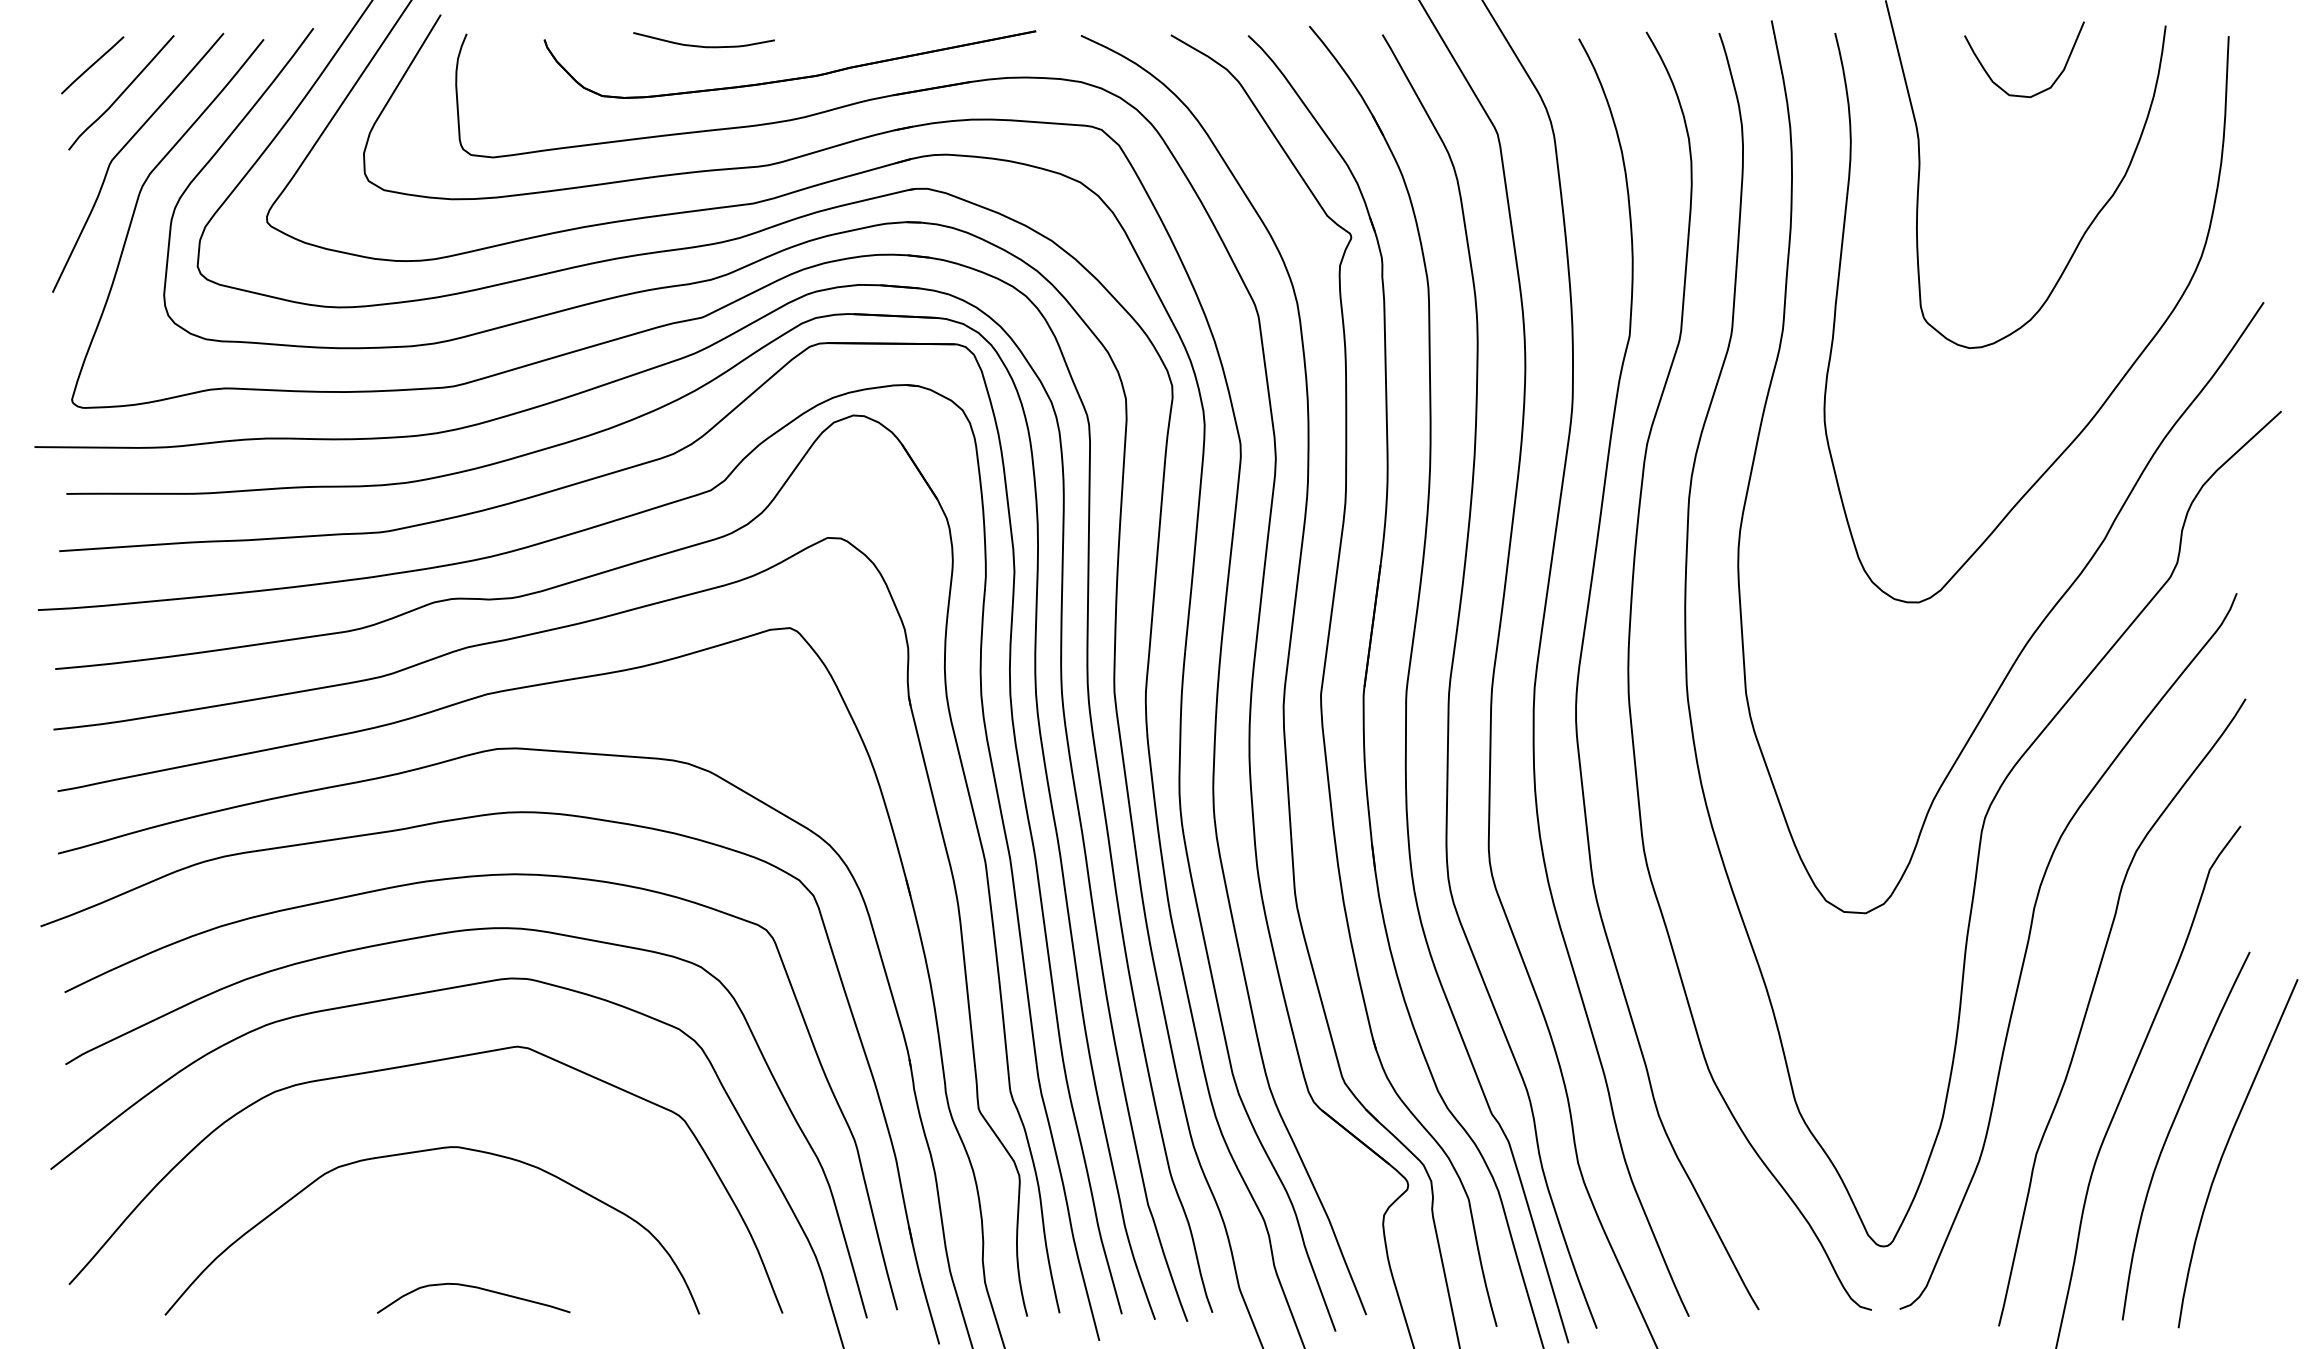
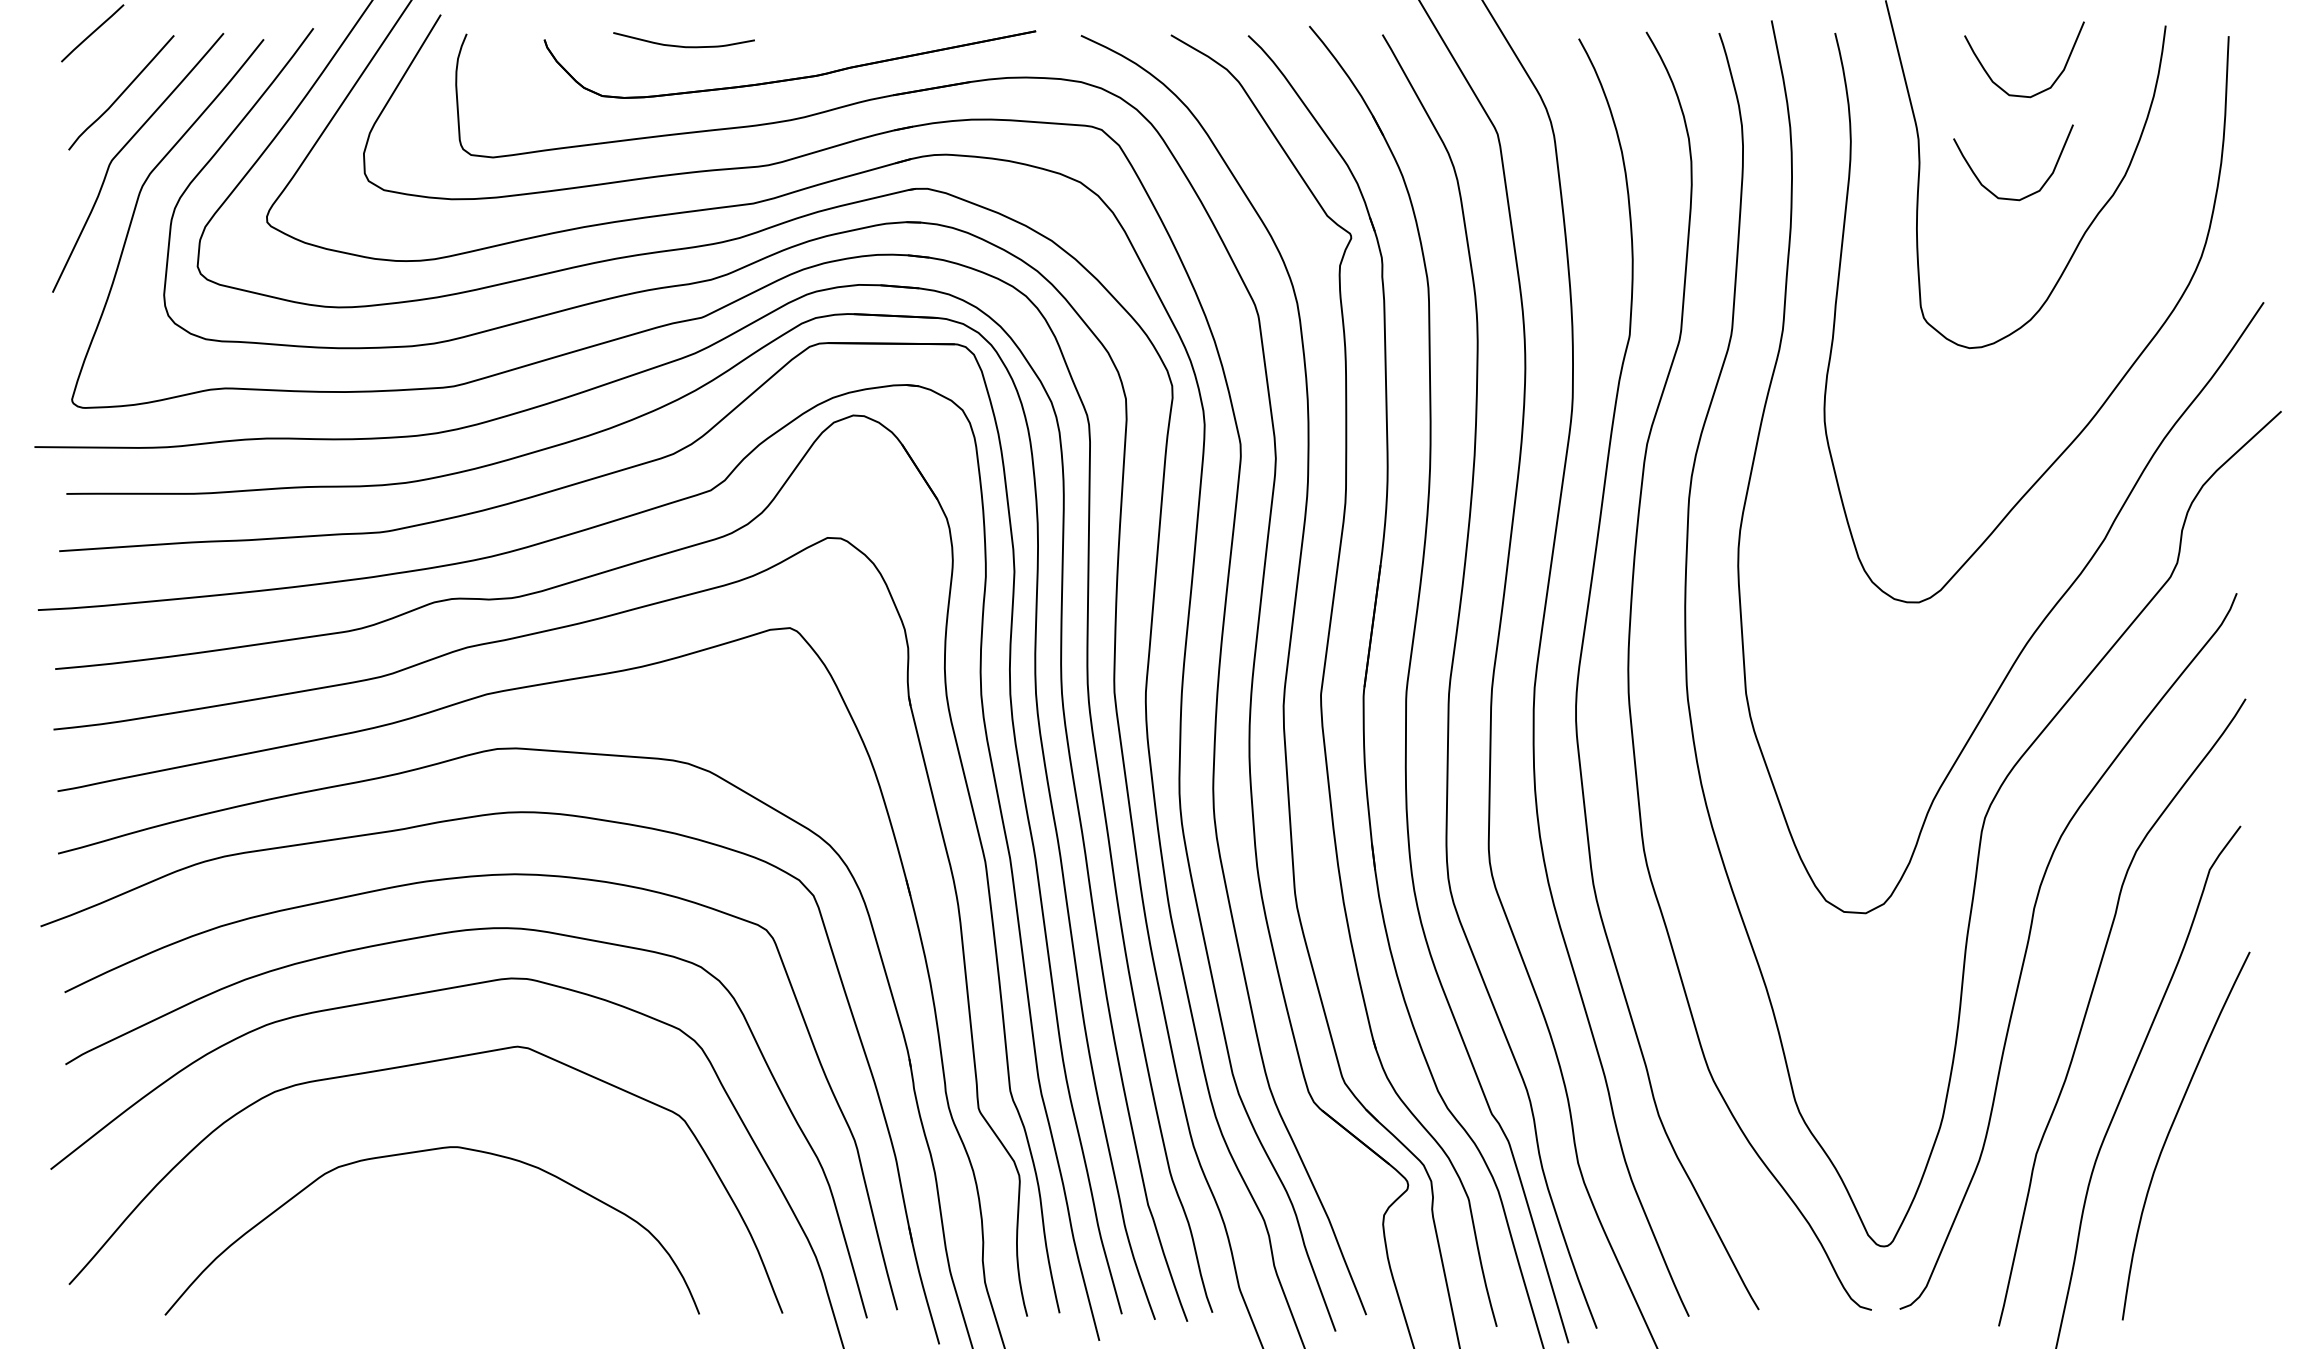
curve position: (701, 45) -> (681, 45) (681, 45)
line position: (92, 65) -> (92, 33) (92, 33)
curve: none -> present (2026, 195)
curve: present -> none (2226, 1148)
curve: present -> none (475, 1288)
